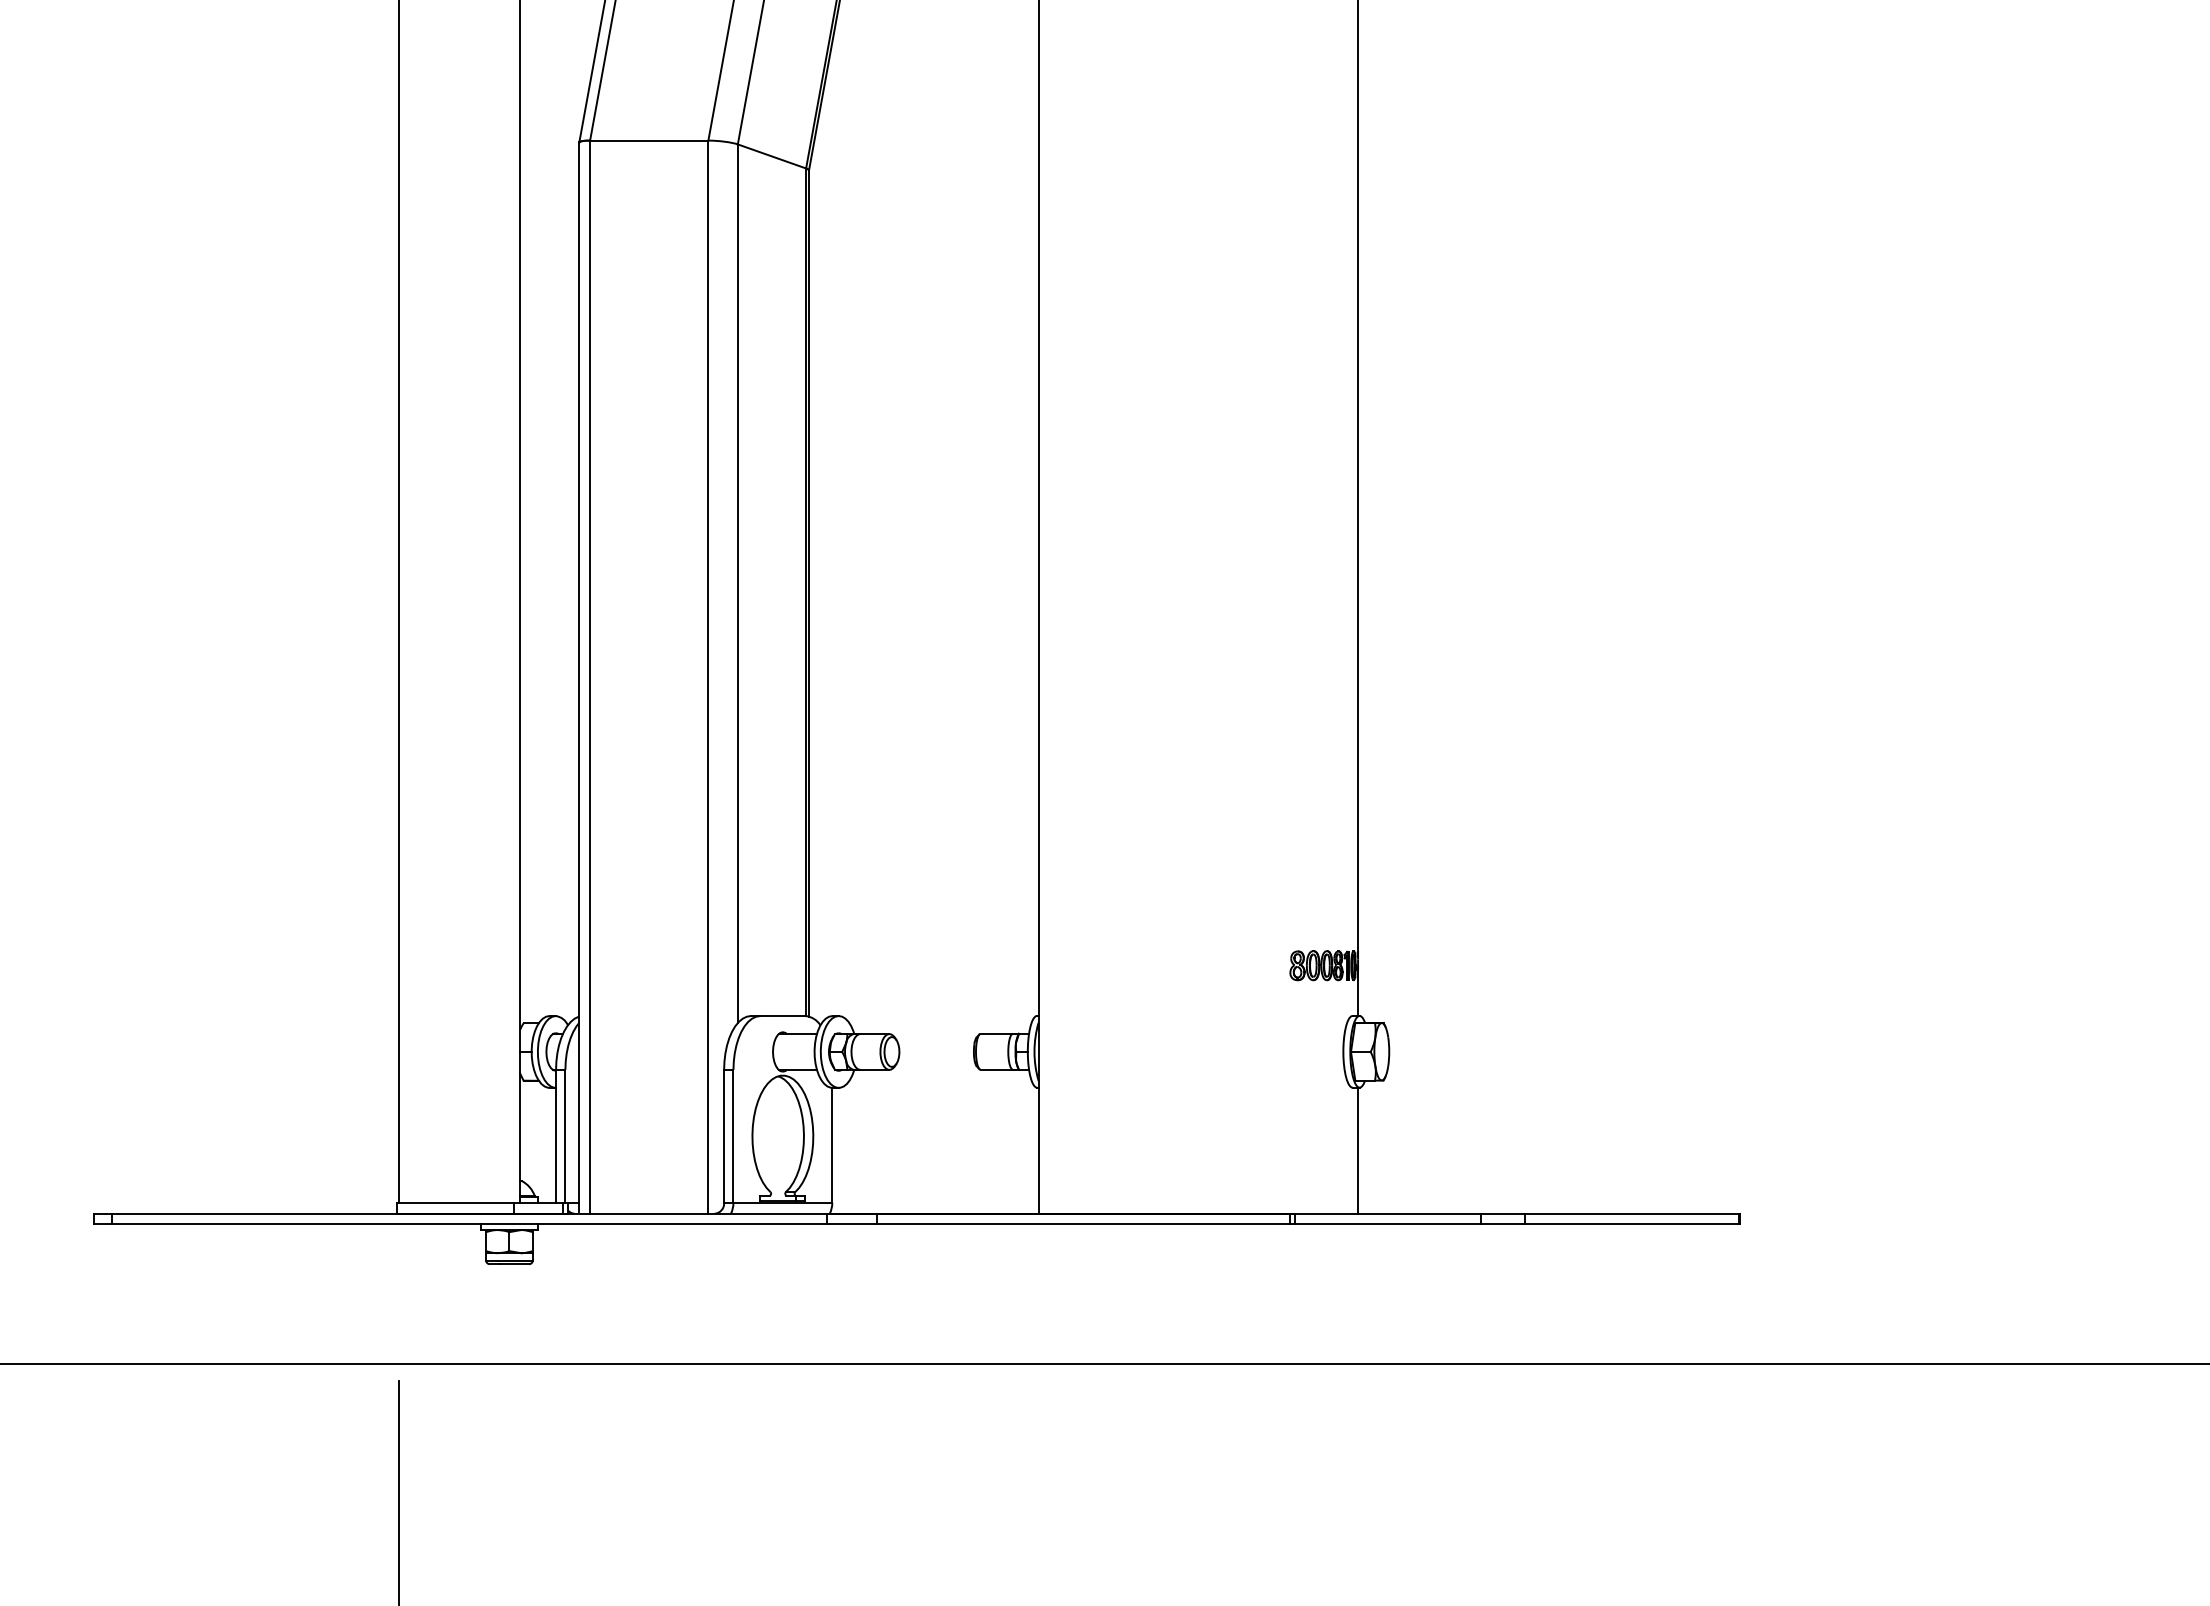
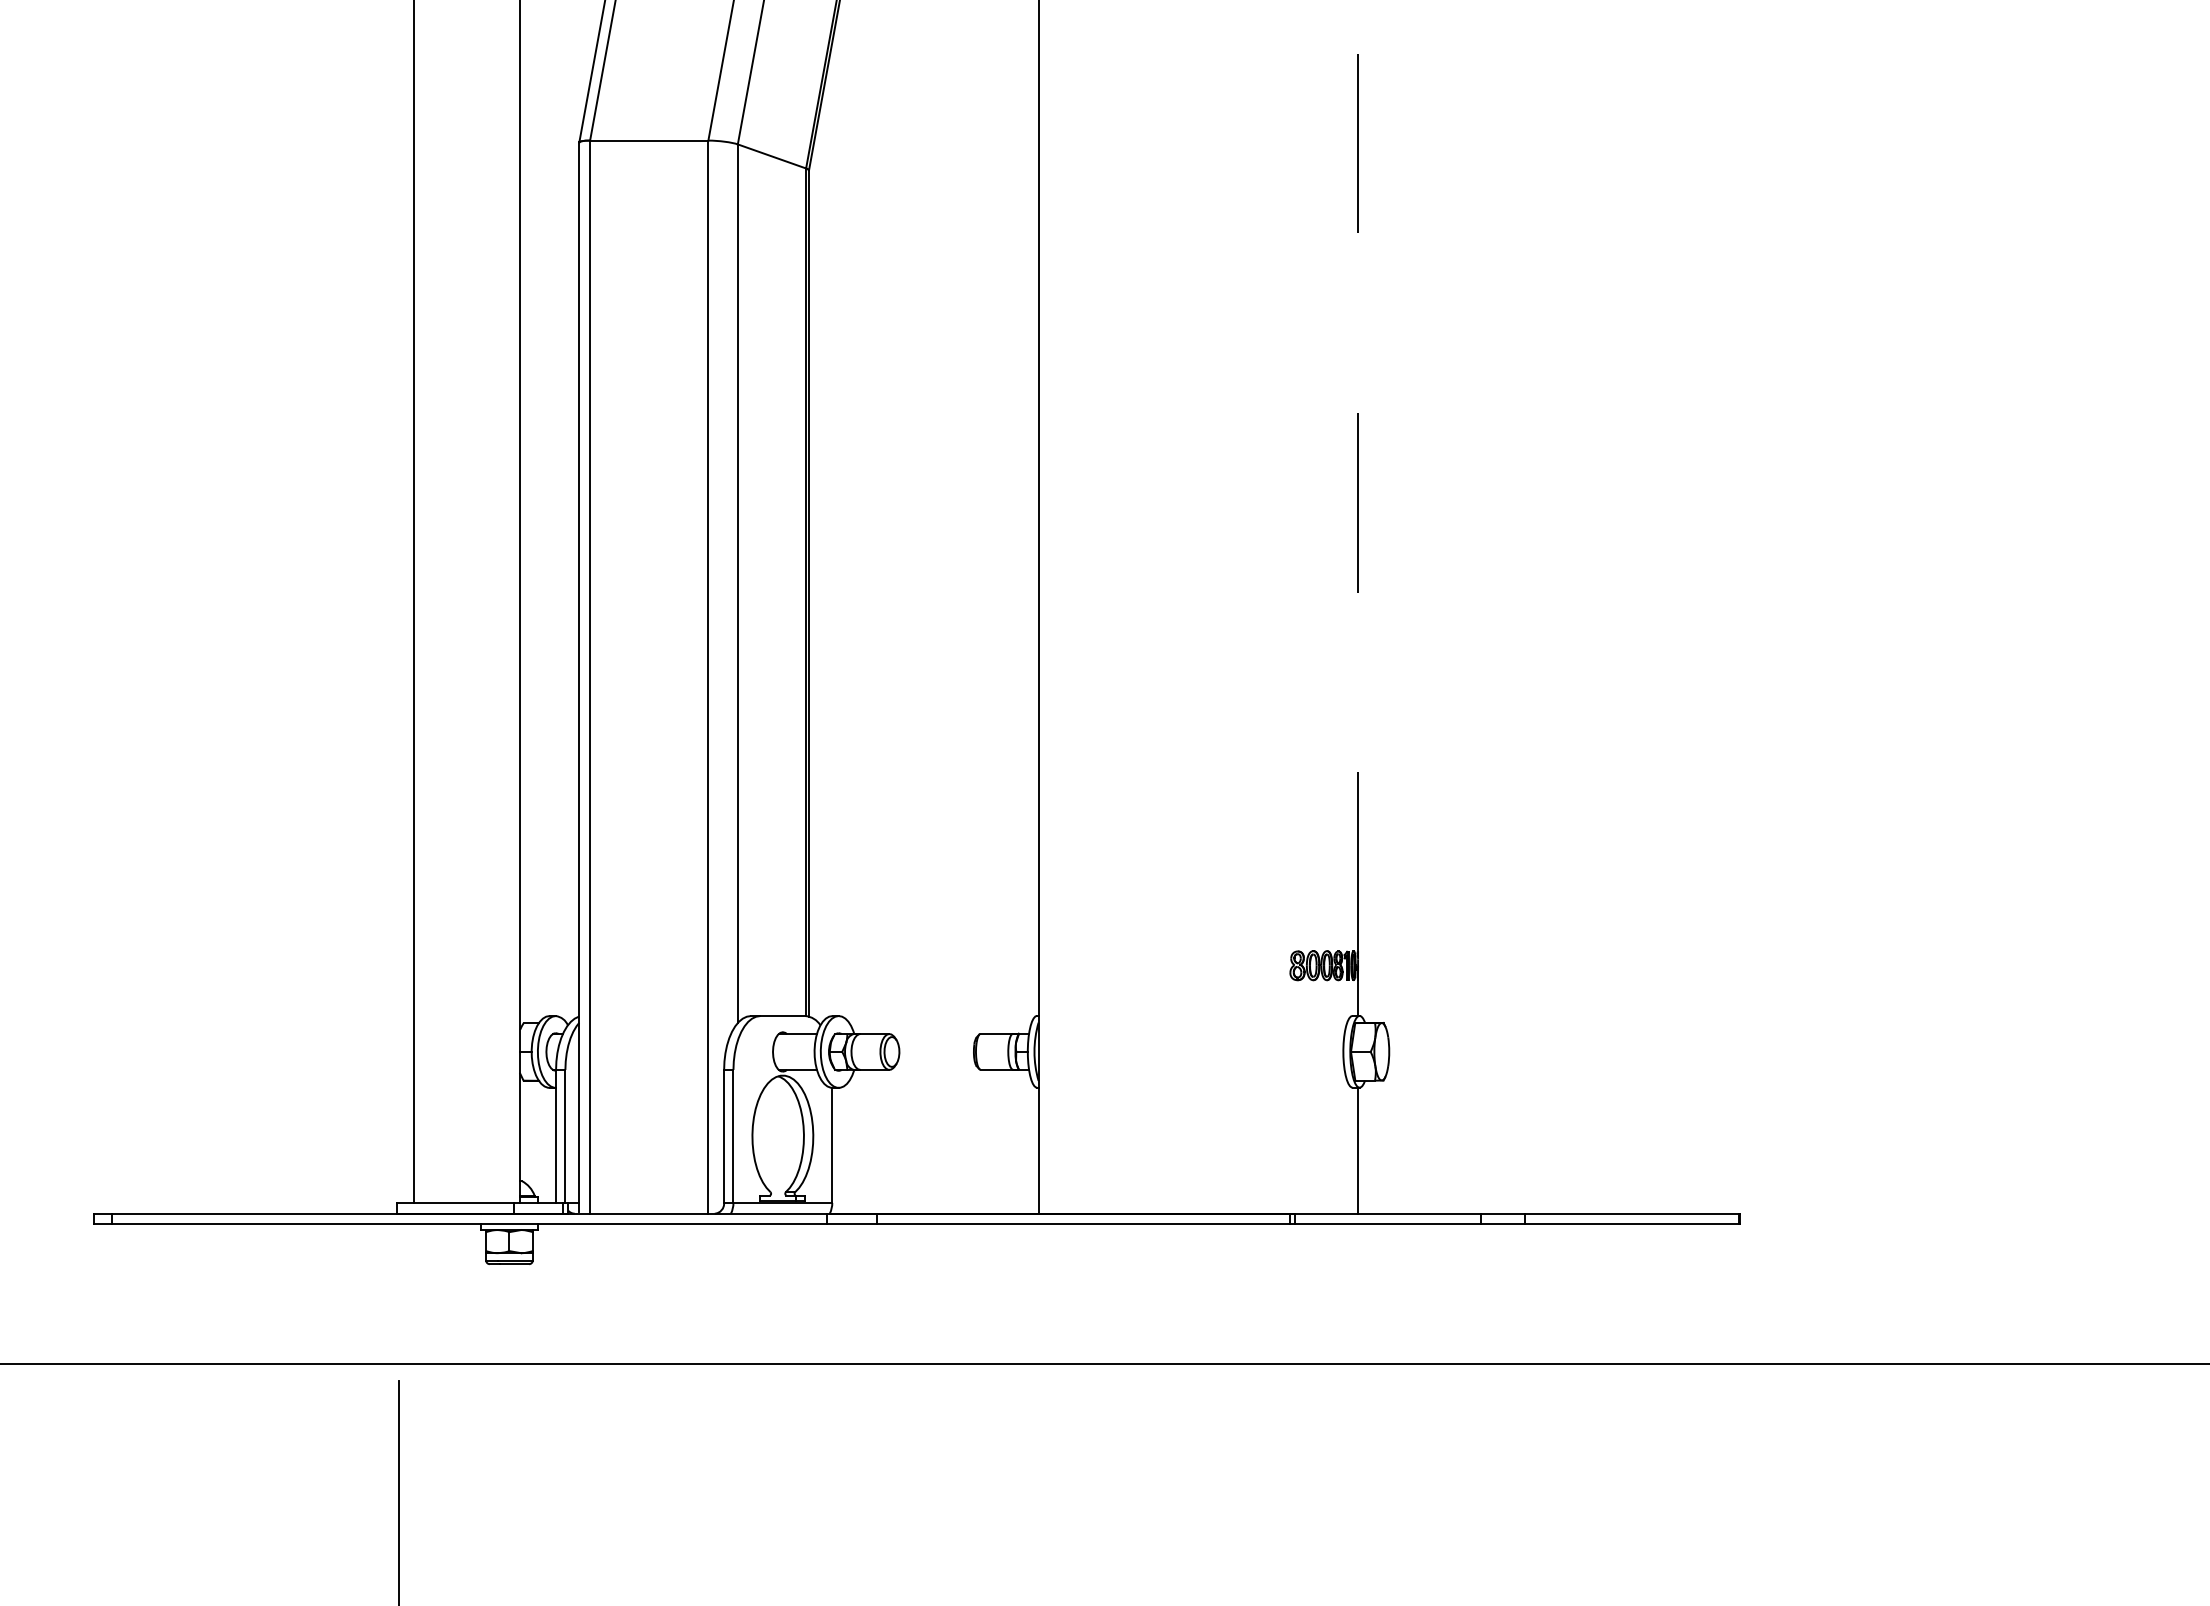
line: solid -> dashed (1358, 476)
line position: (399, 602) -> (414, 602) (414, 602)
